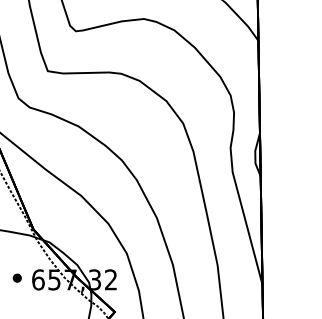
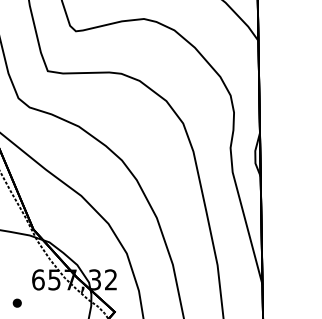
part position: (16, 277) -> (16, 302) (16, 302)
